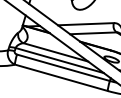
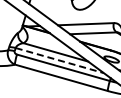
line: solid -> dashed (59, 60)
